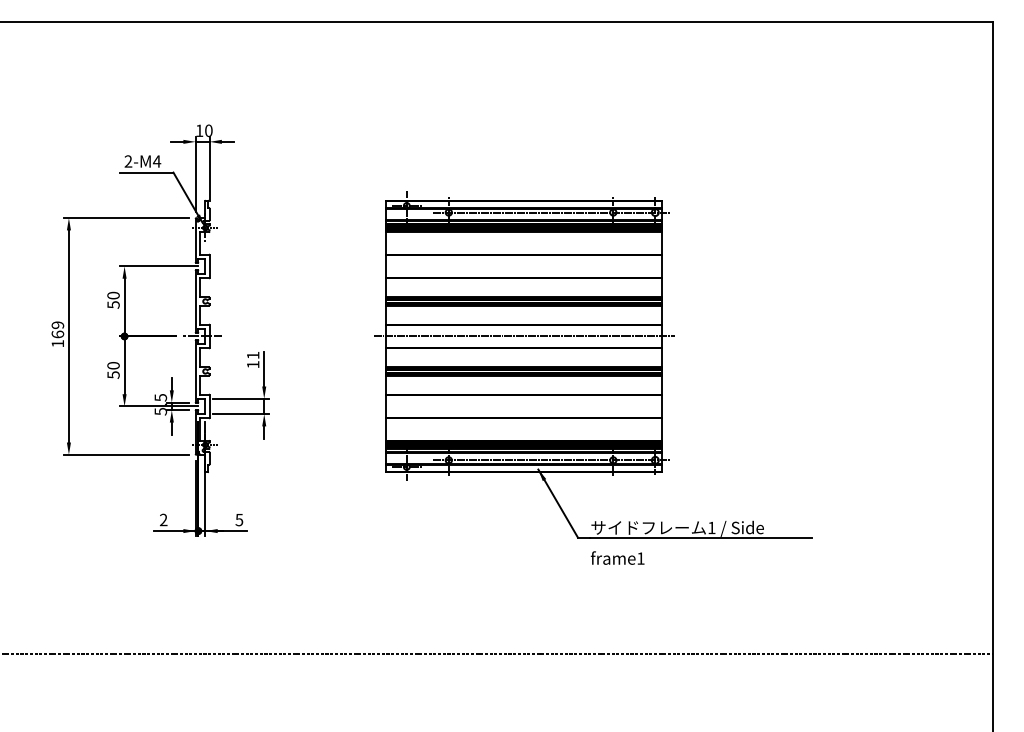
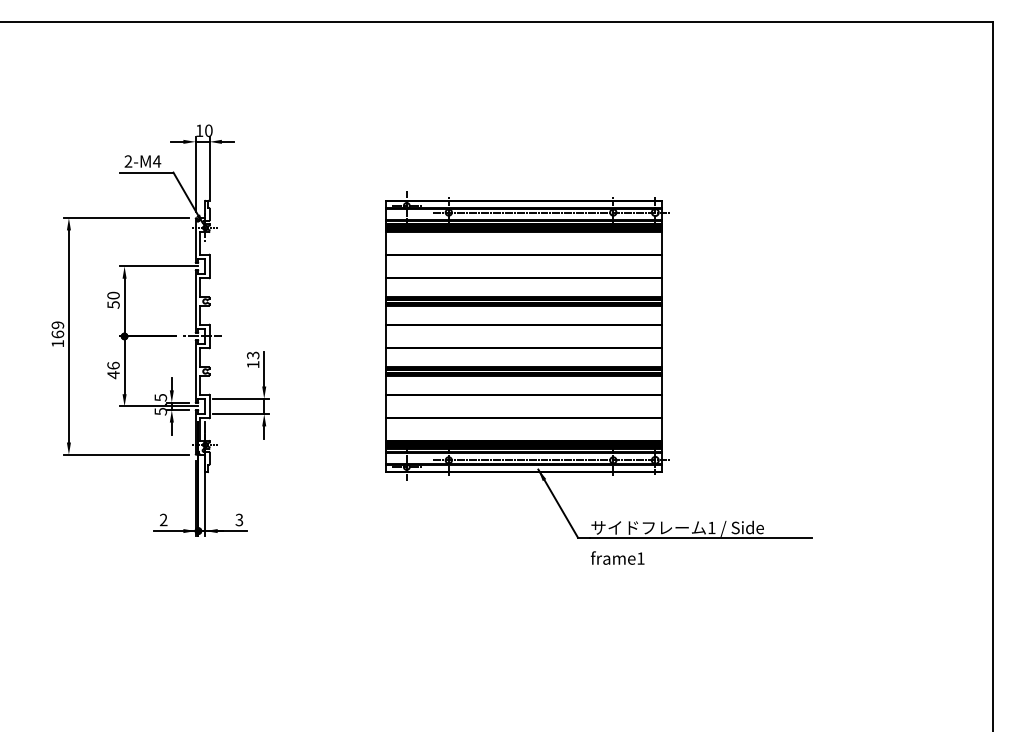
line: present -> none (523, 336)
text: 11 -> 13 (252, 355)
text: 50 -> 46 (113, 370)
text: 5 -> 3 (239, 519)
line: present -> none (497, 653)
